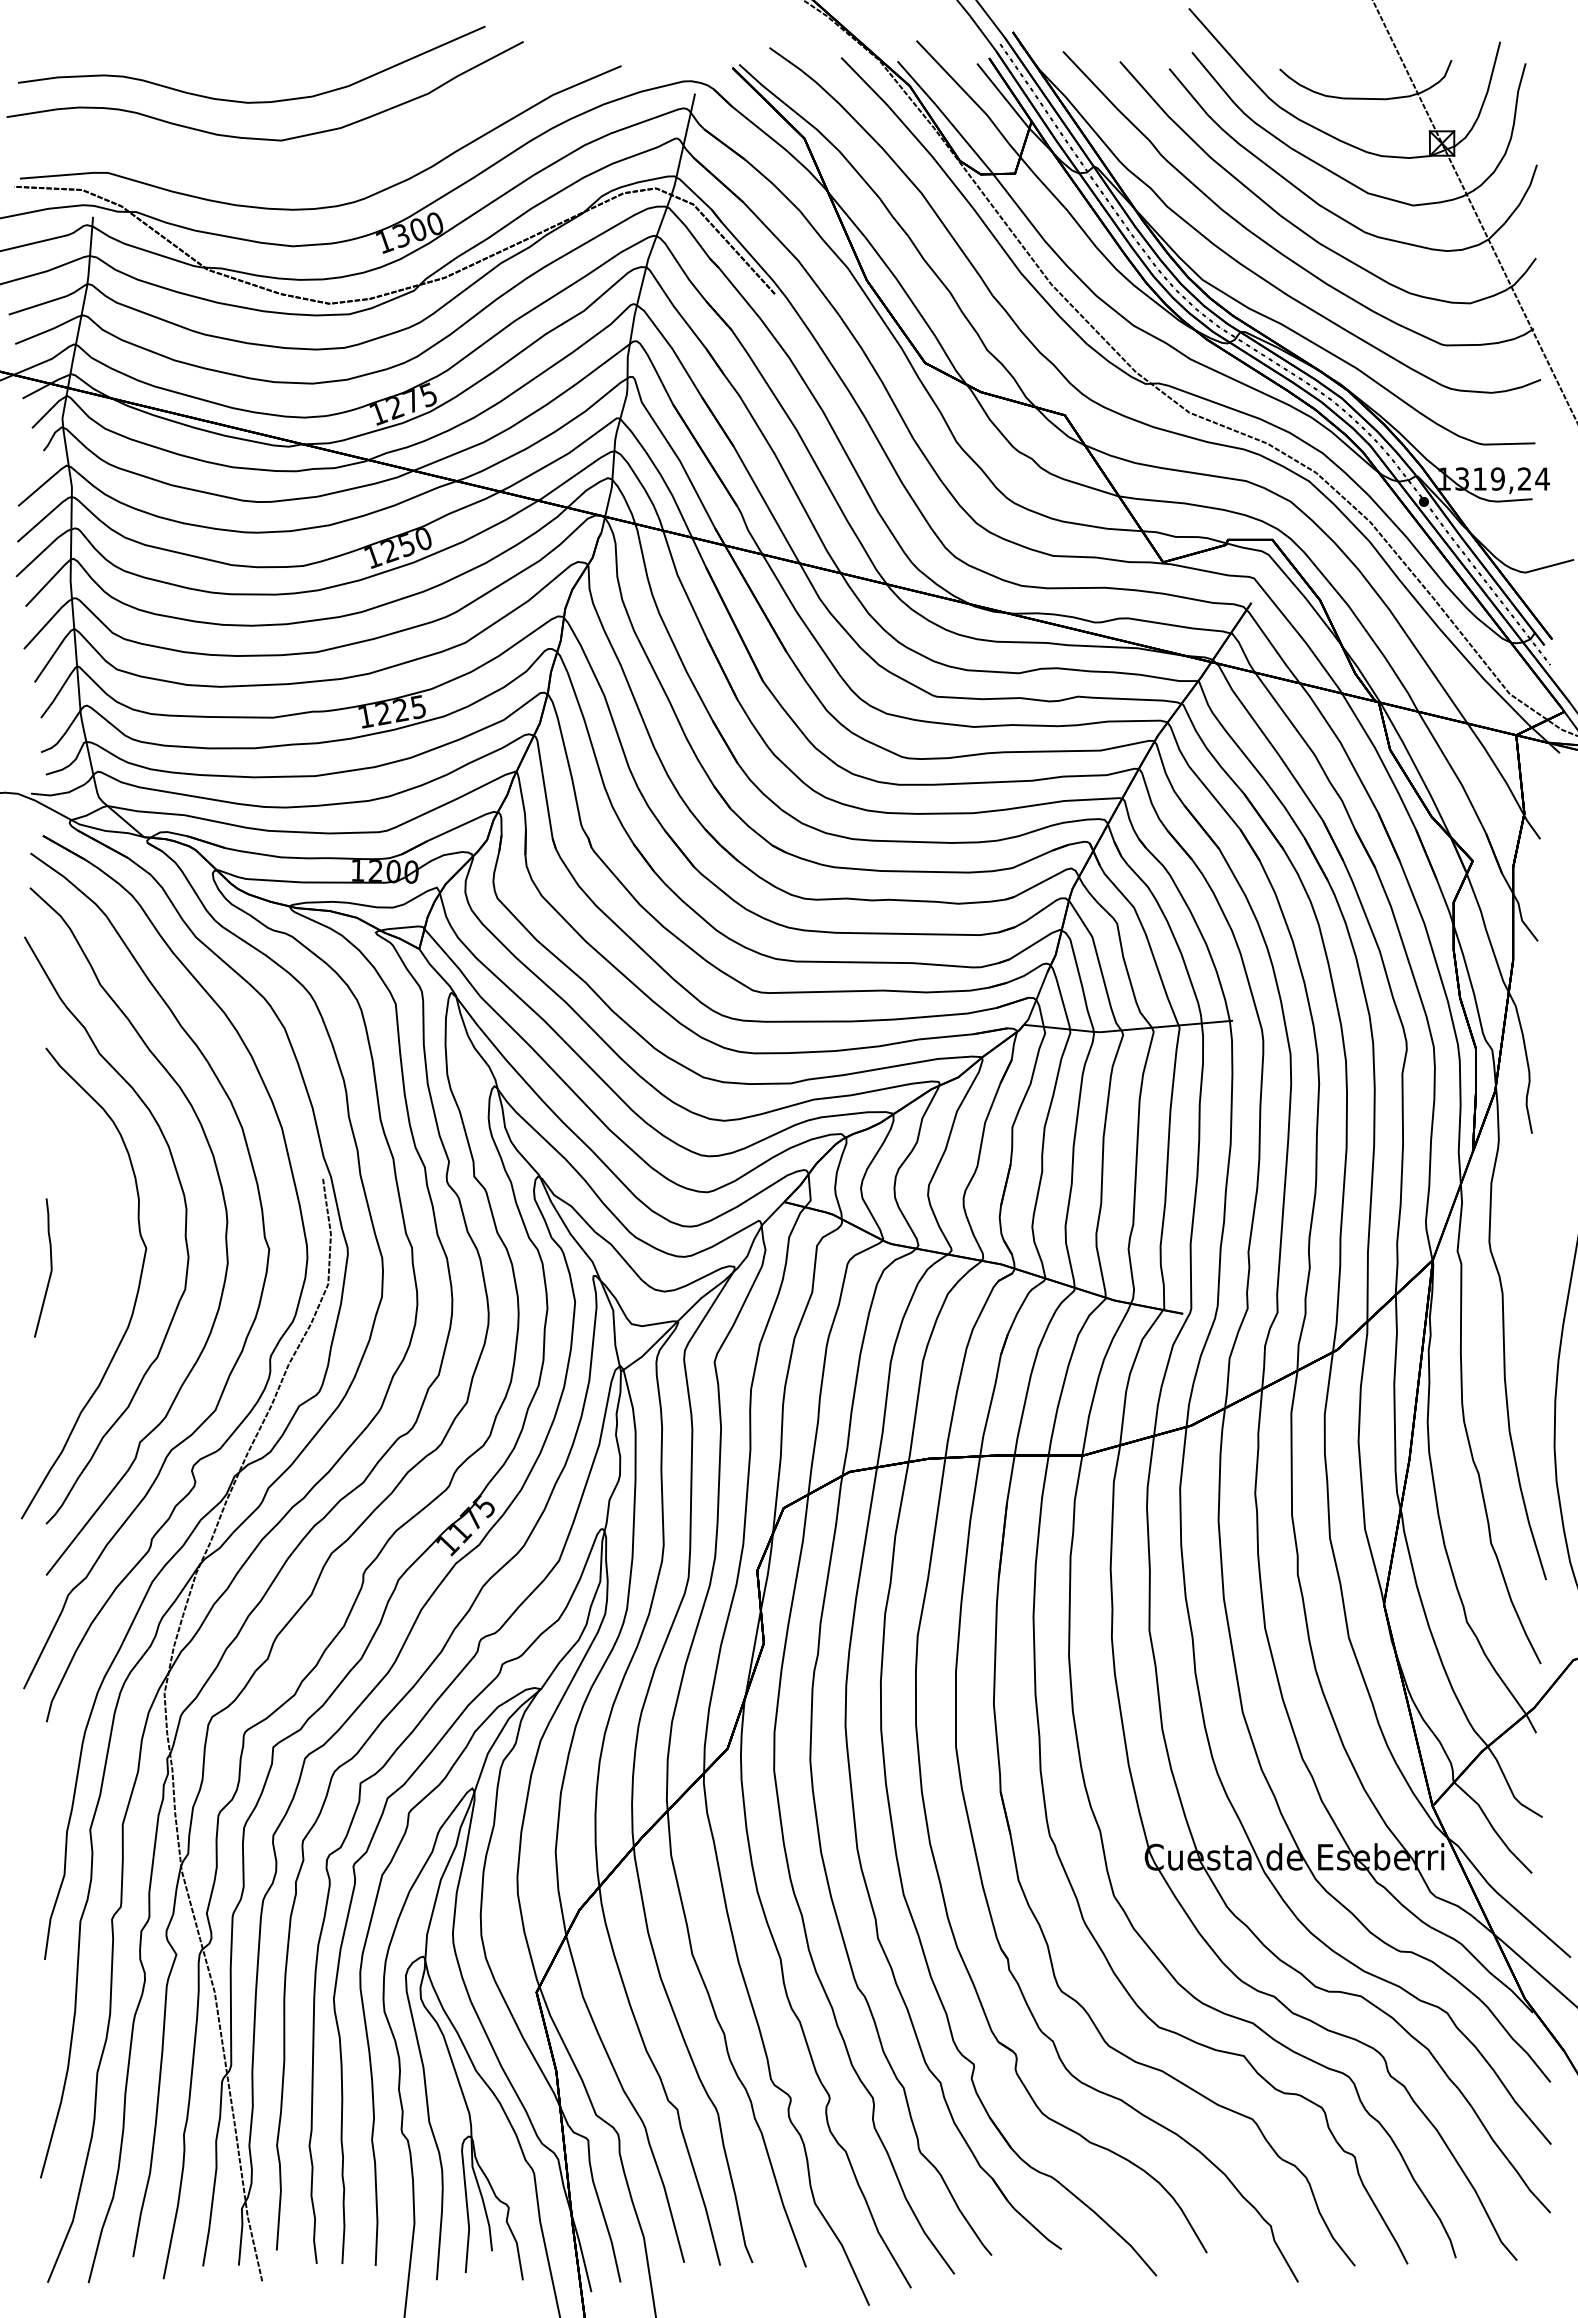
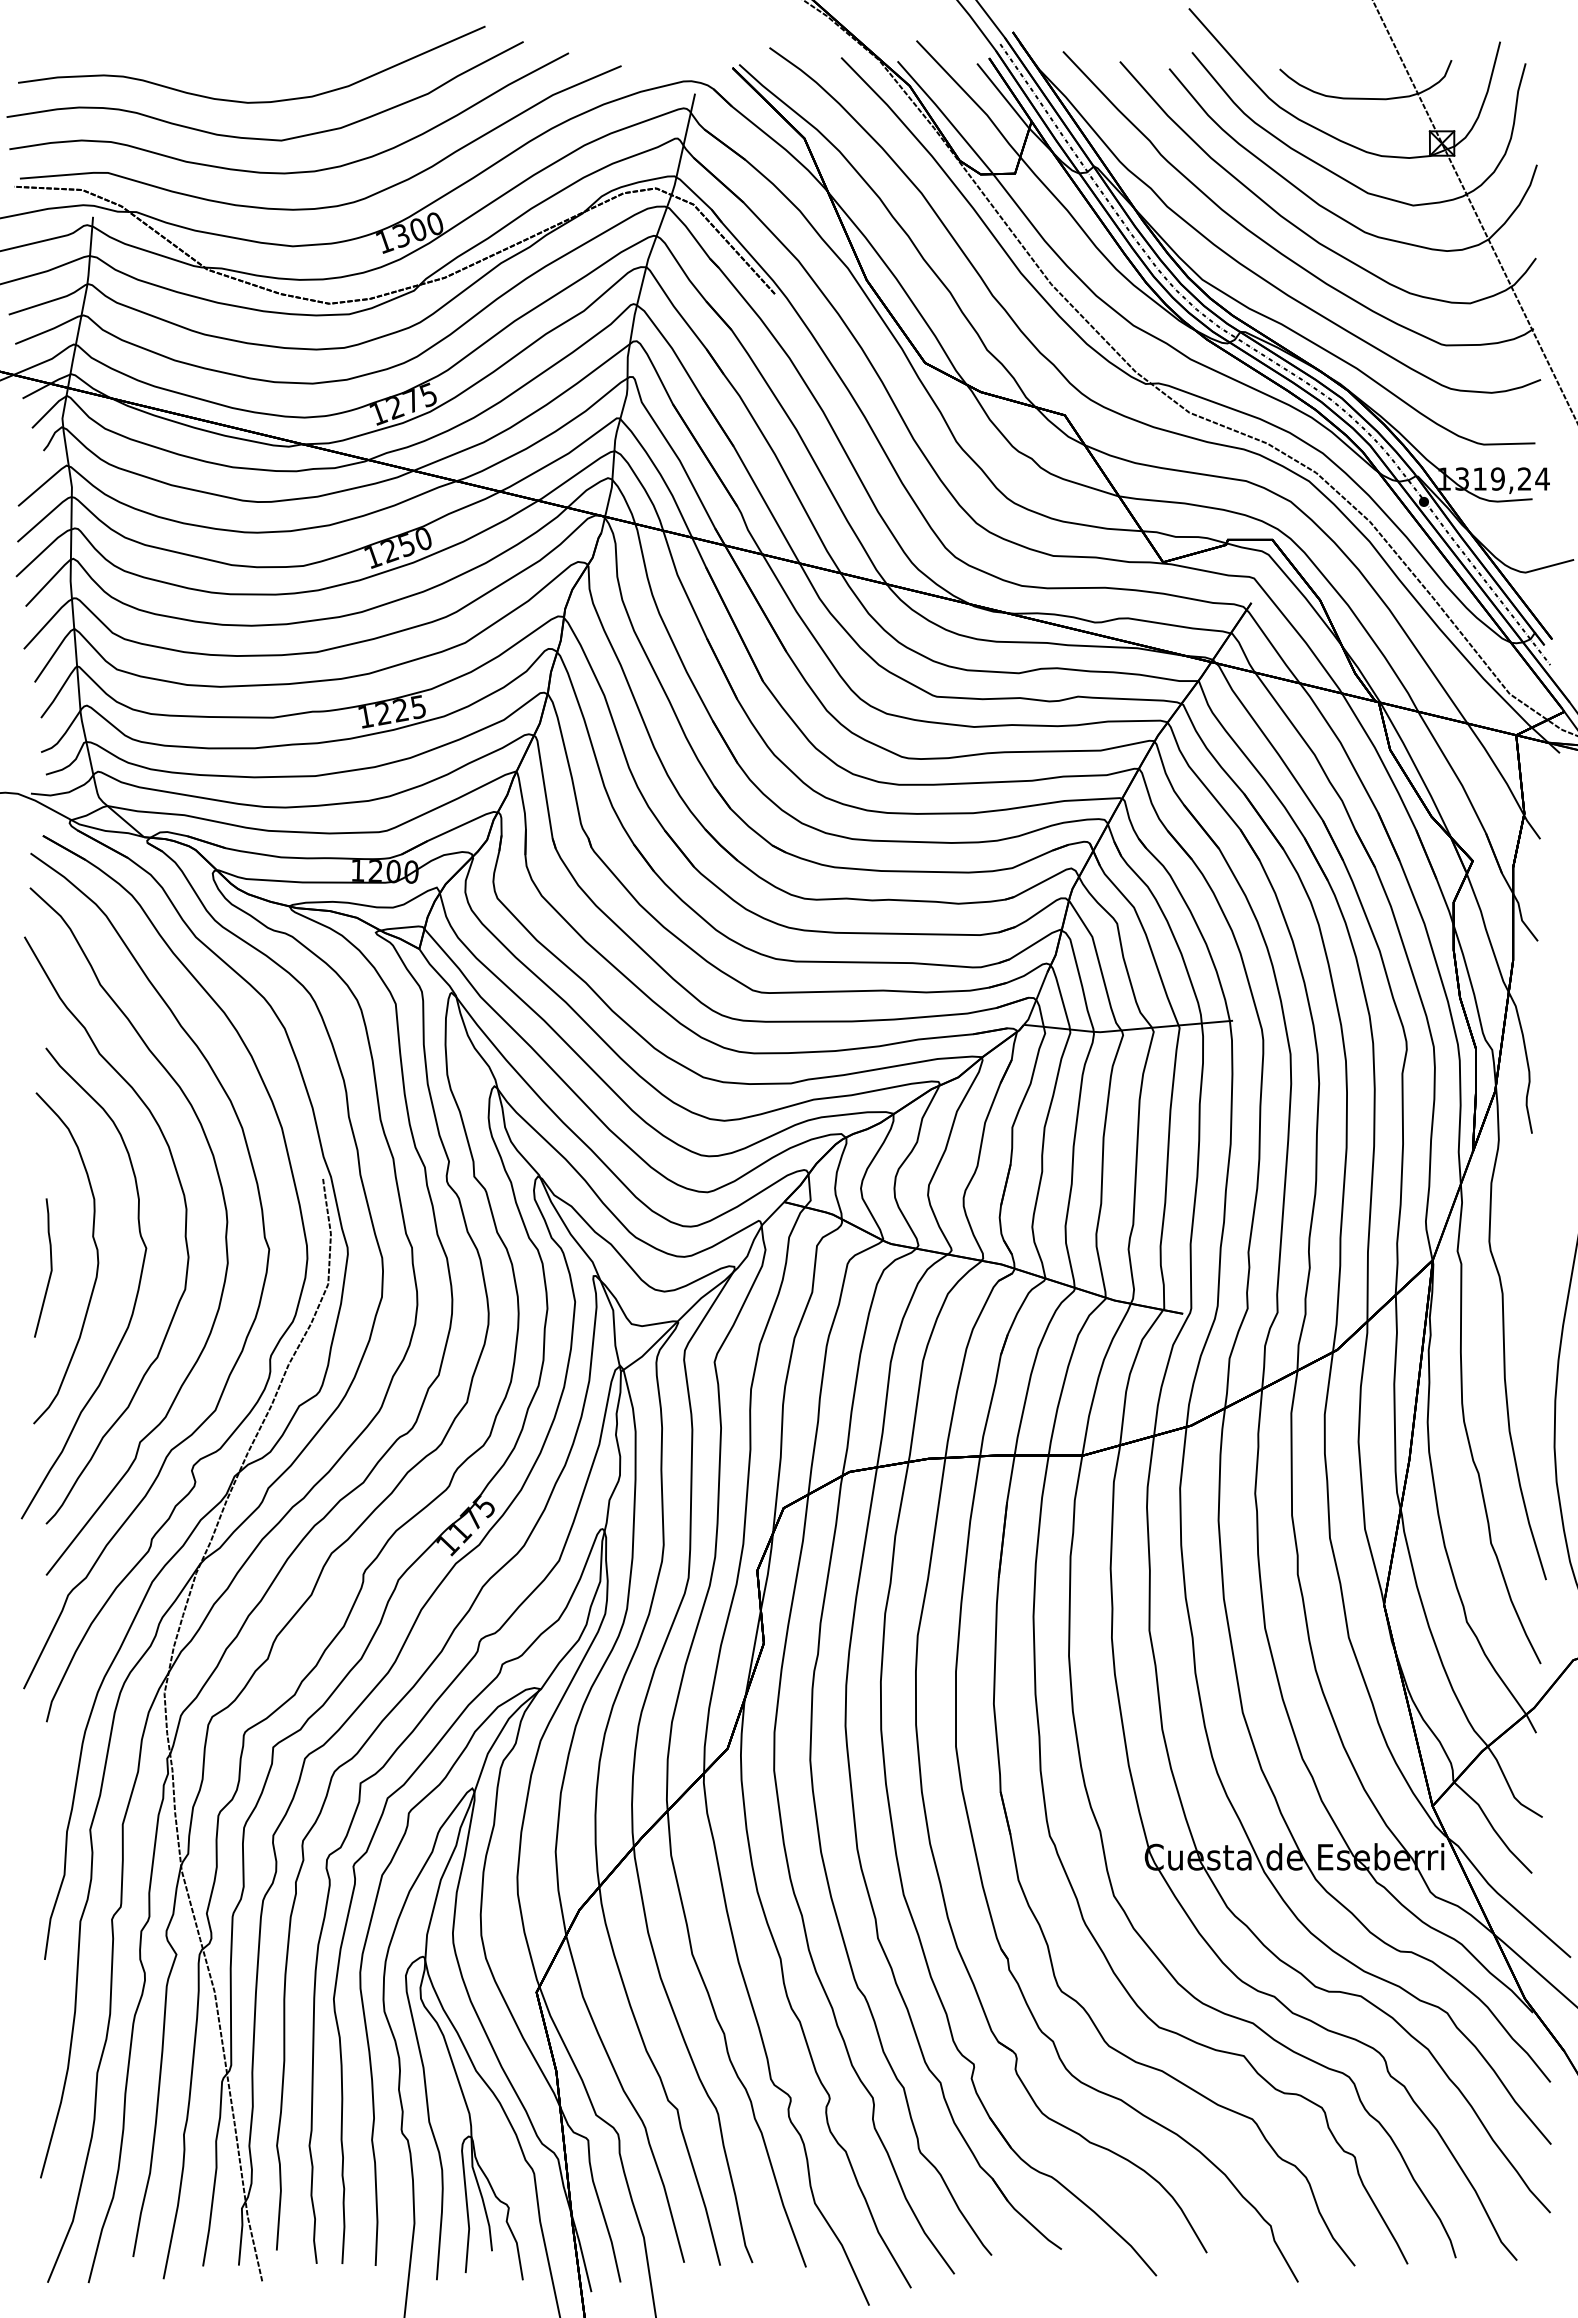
curve: none -> present (294, 171)
curve: none -> present (96, 1254)
